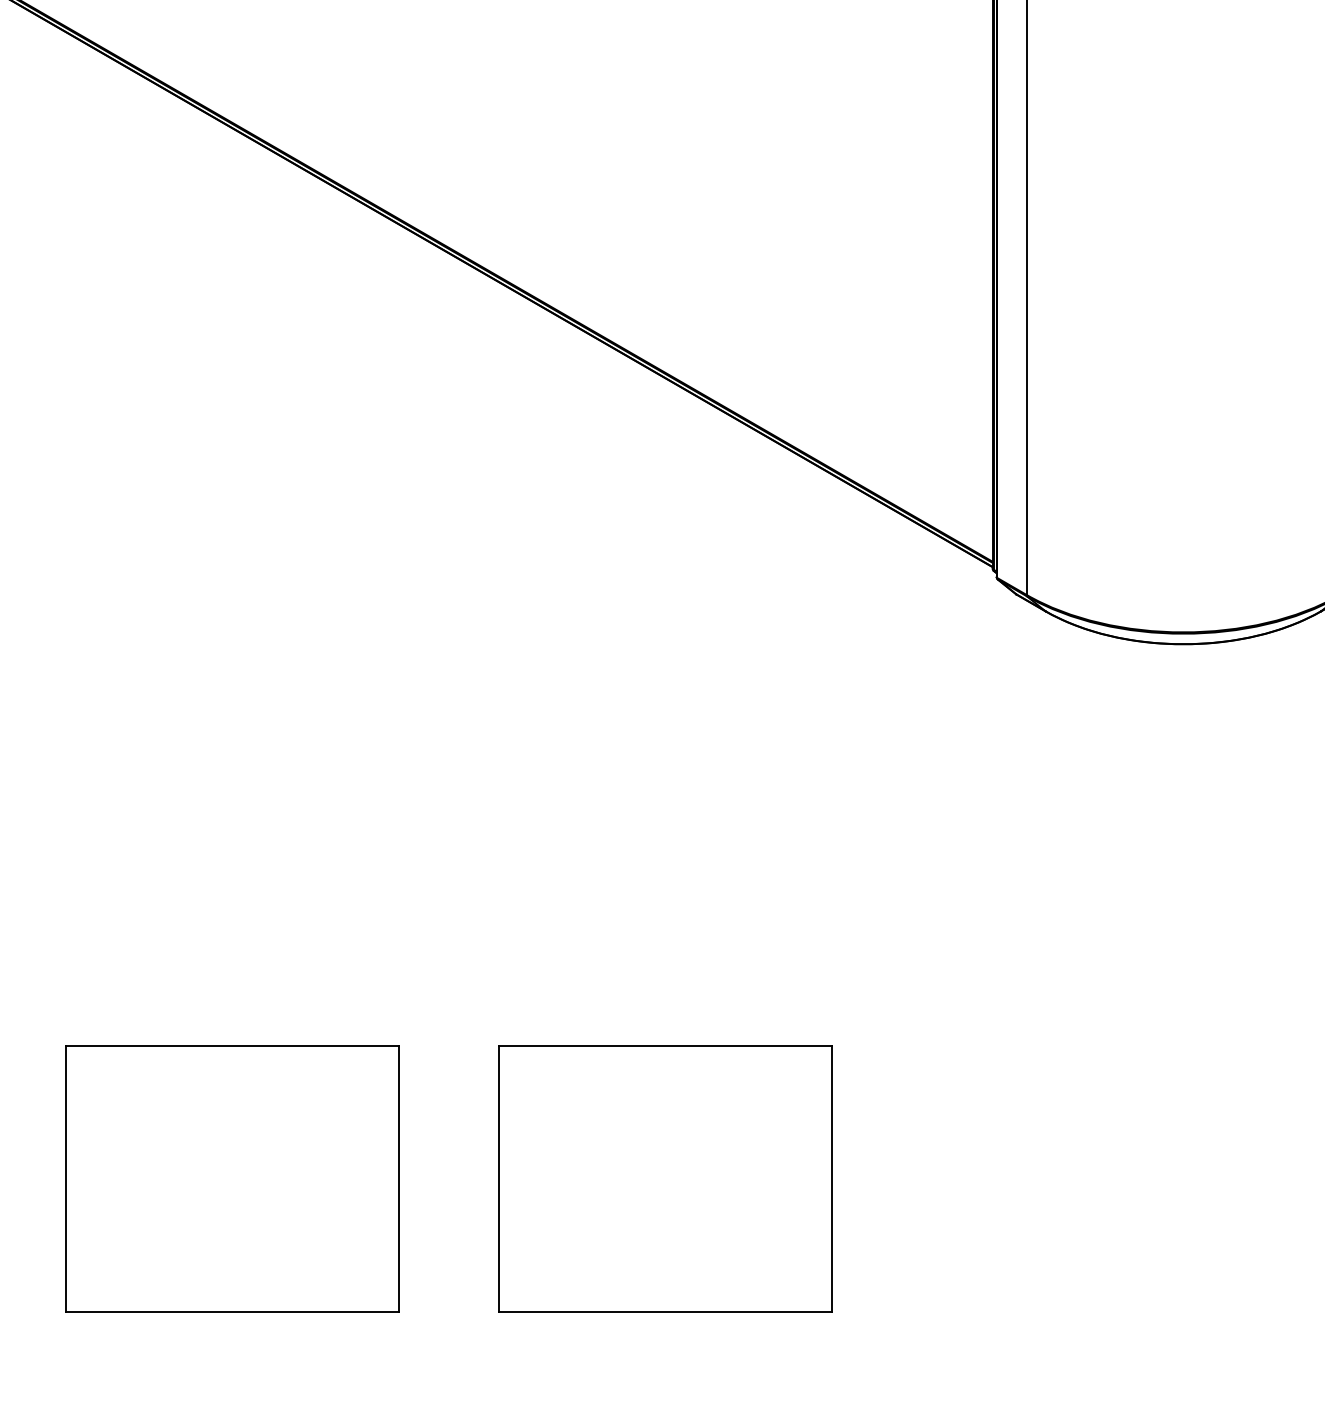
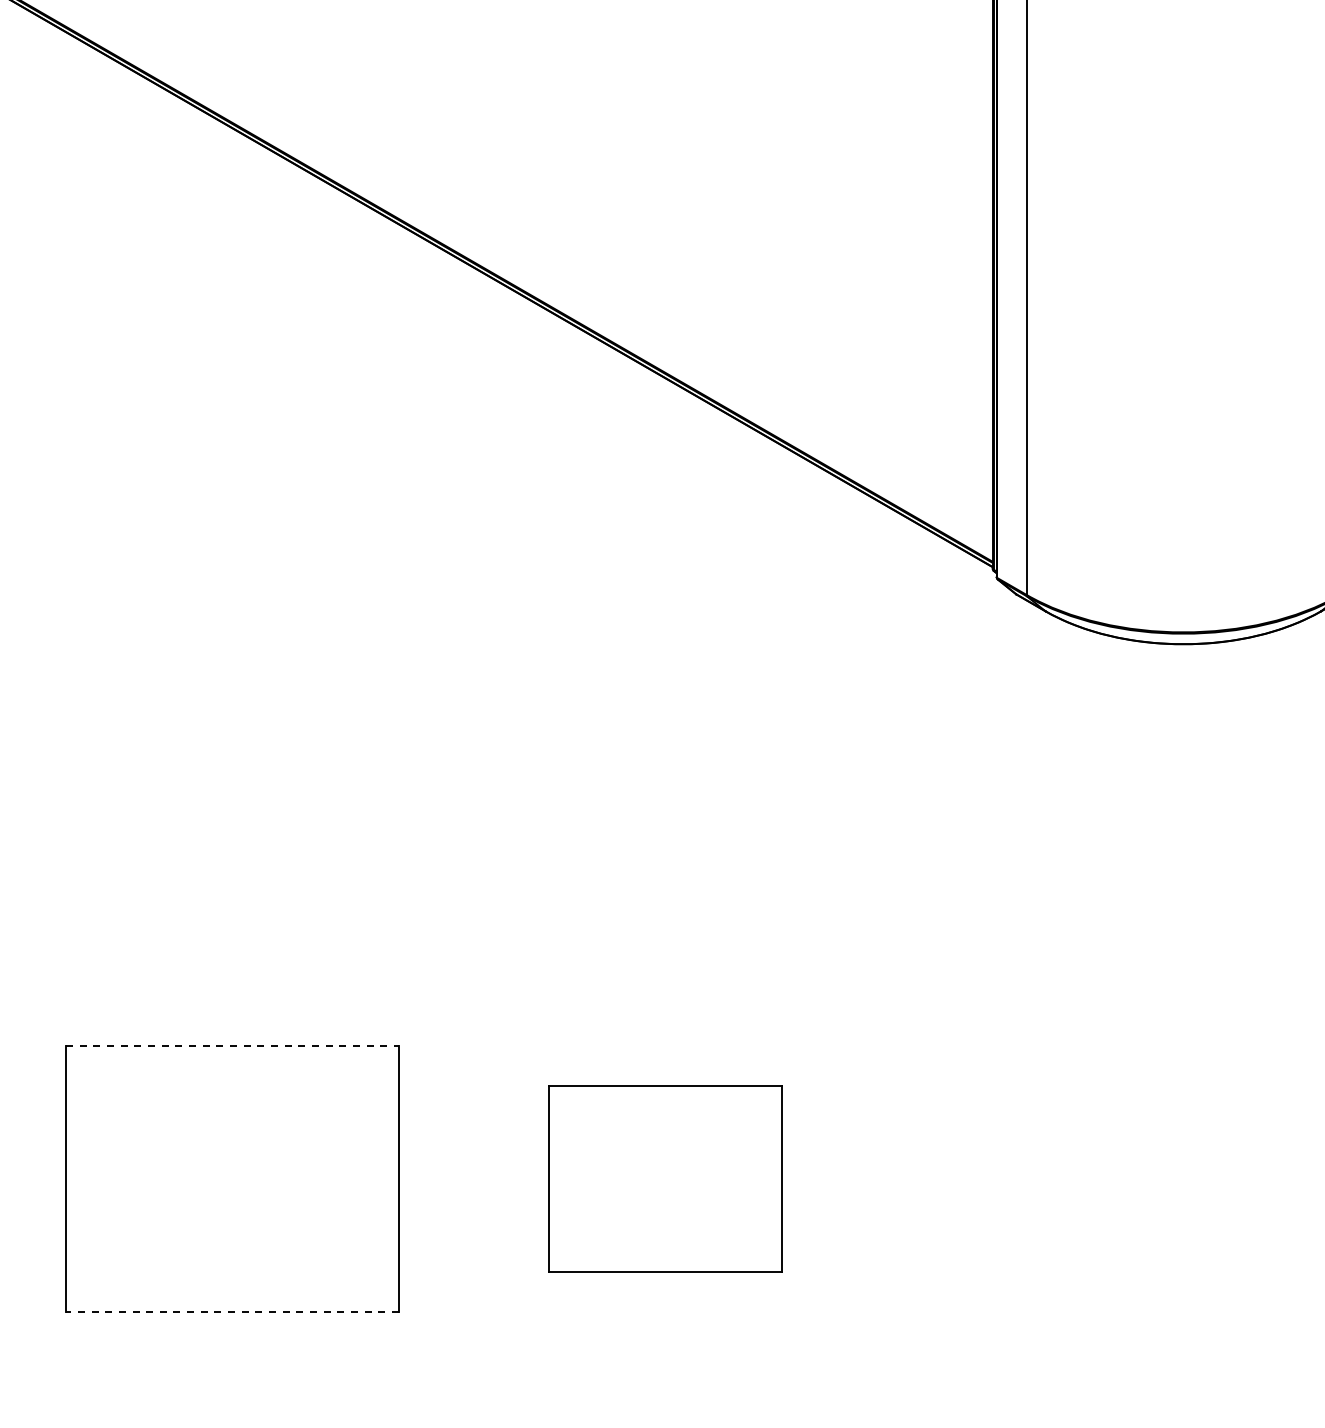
line: solid -> dashed (233, 1046)
part size: 335x268 px -> 235x188 px (665, 1178)
line: solid -> dashed (232, 1312)
